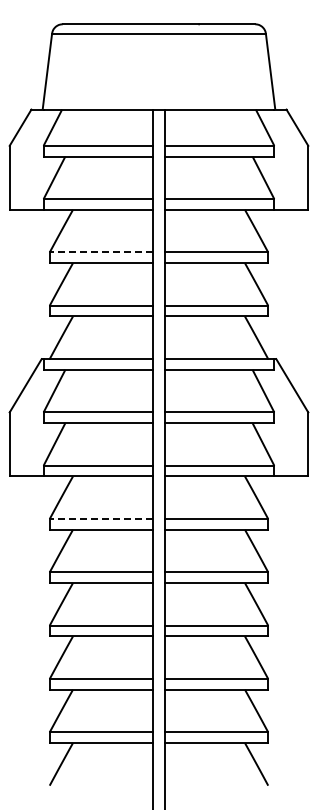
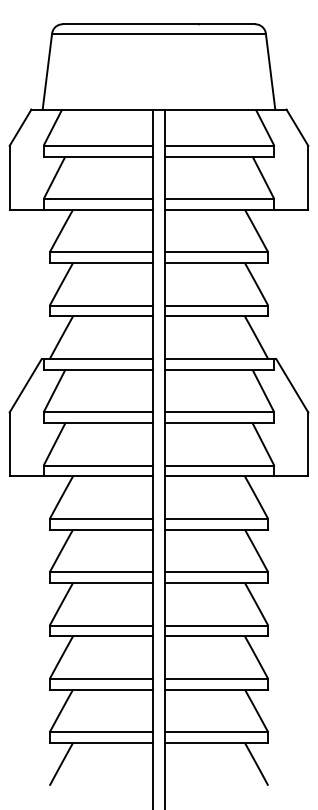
line: dashed -> solid (100, 252)
line: dashed -> solid (100, 519)
